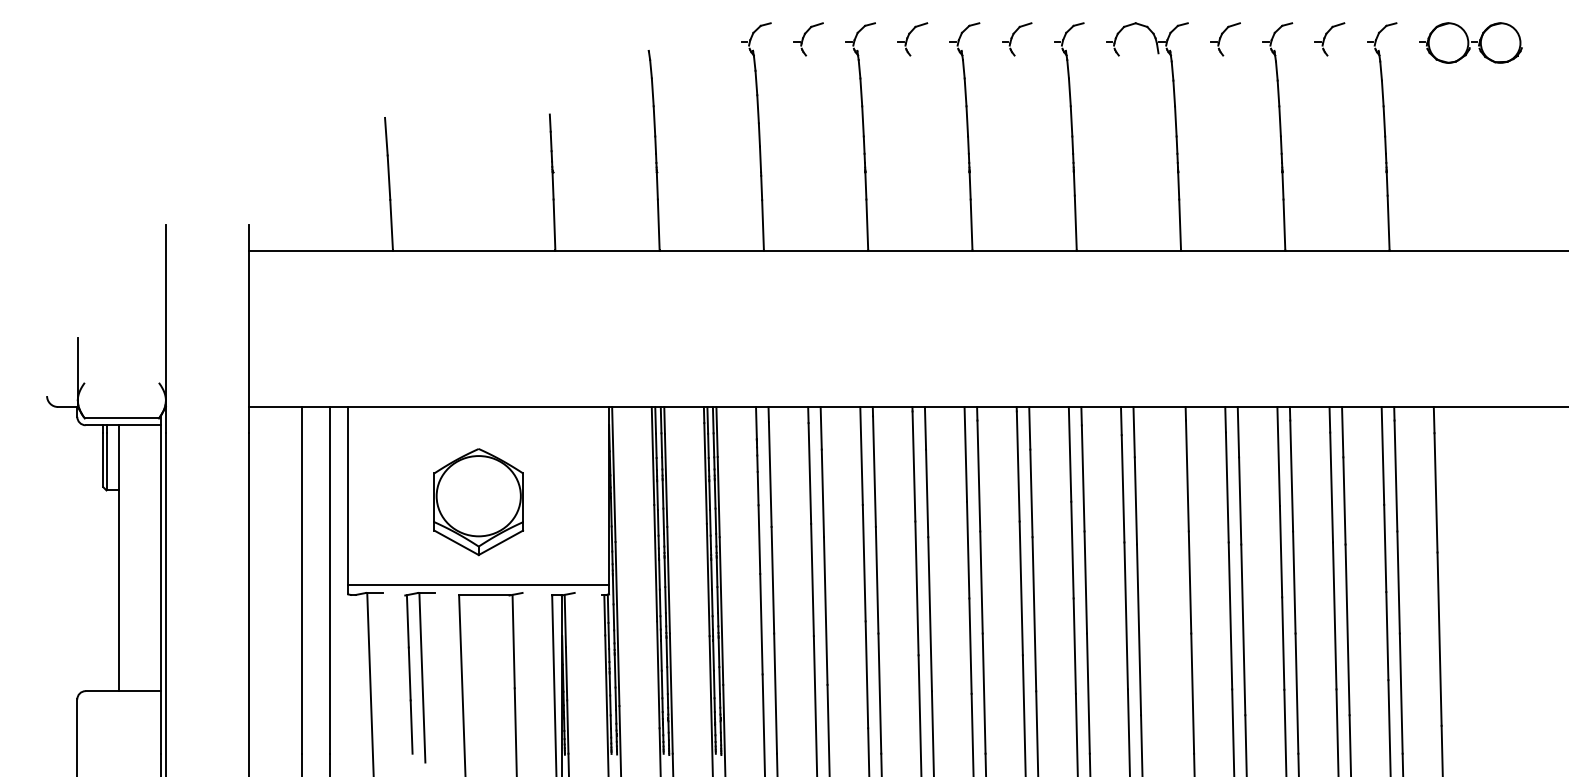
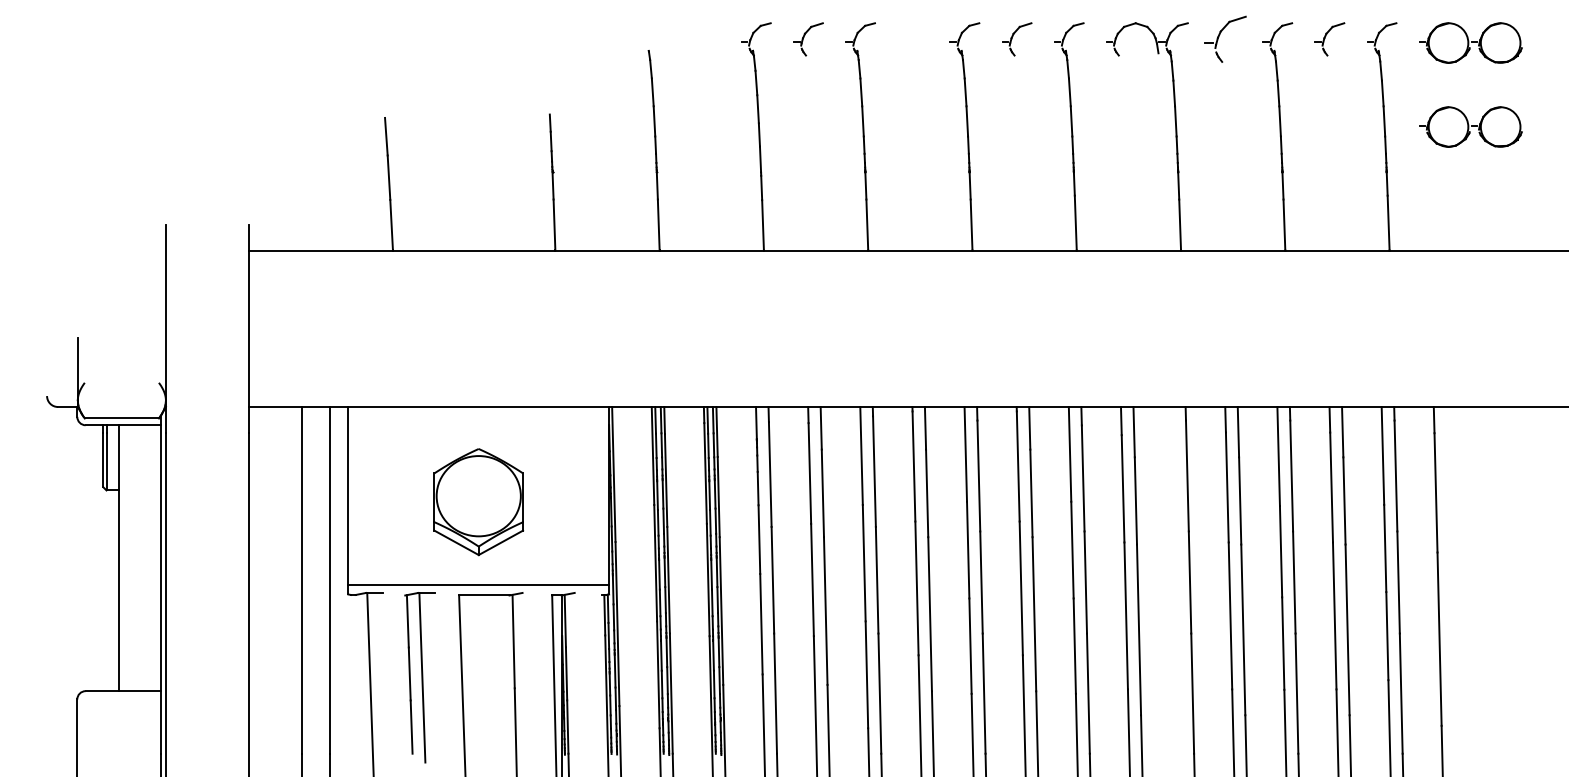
part: present -> none (912, 39)
part size: 31x35 px -> 43x48 px (1225, 38)
part: none -> present (1470, 126)
